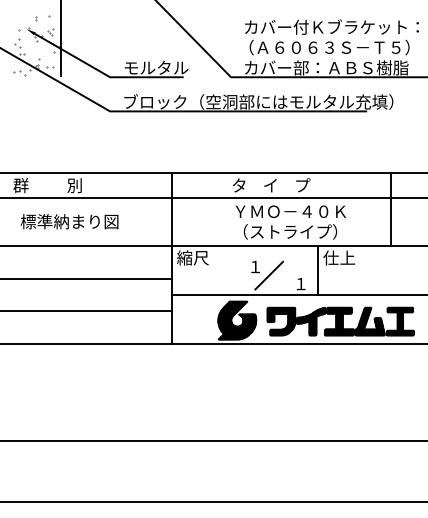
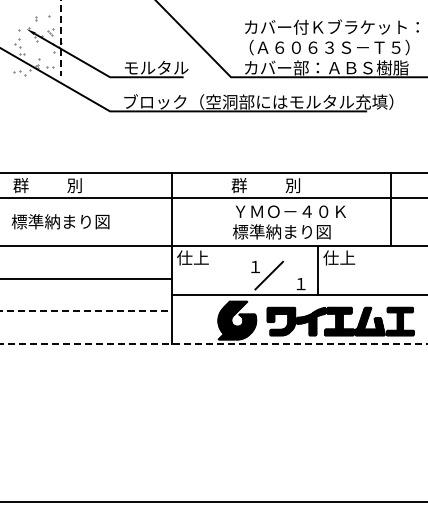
line: solid -> dashed (61, 38)
text: タ    イ    プ -> 群          別 (270, 185)
text position: (69, 221) -> (60, 221) (60, 221)
text: （ストライプ） -> 標準納まり図 (285, 231)
text: 縮尺 -> 仕上 (192, 257)
line: solid -> dashed (85, 311)
line: solid -> dashed (214, 343)
line: present -> none (213, 440)
